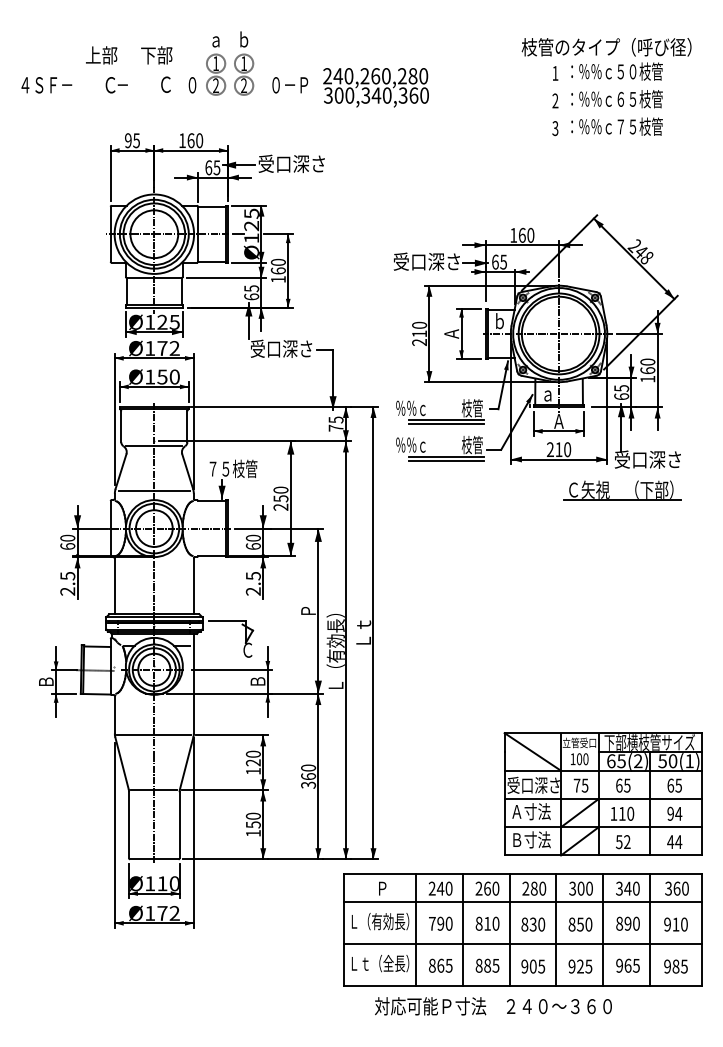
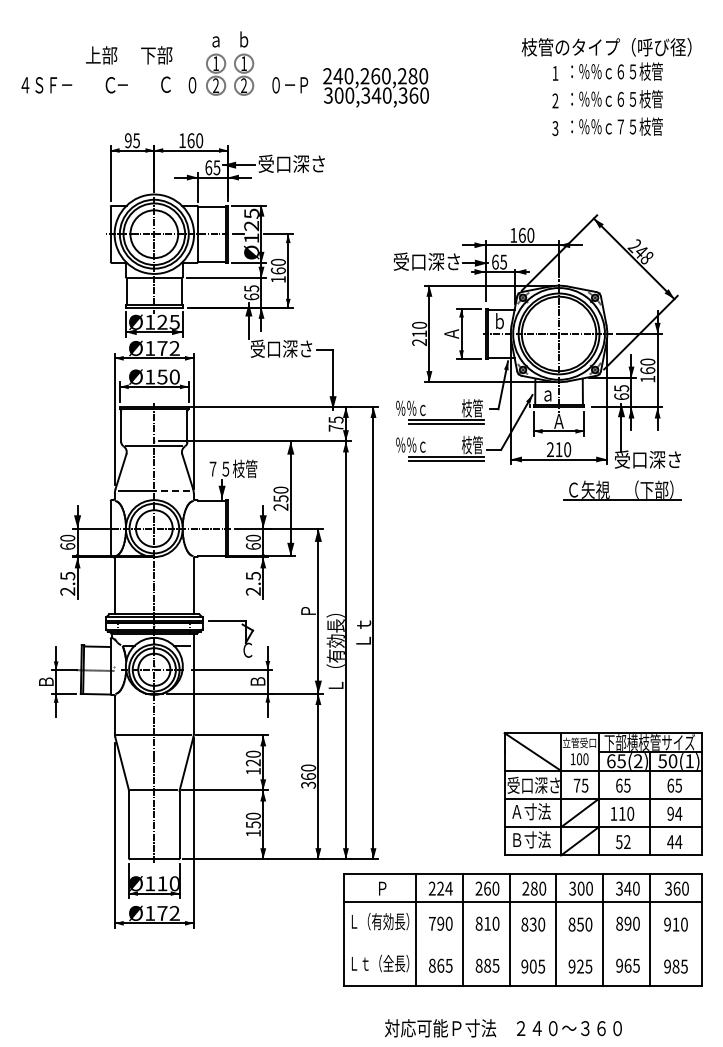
text: ：％％ｃ５０枝管 -> ：％％ｃ６５枝管 (626, 71)
line: solid -> dashed (172, 490)
text: 240 -> 224 (444, 888)
line: present -> none (522, 944)
text position: (493, 1006) -> (503, 1028) (503, 1028)
